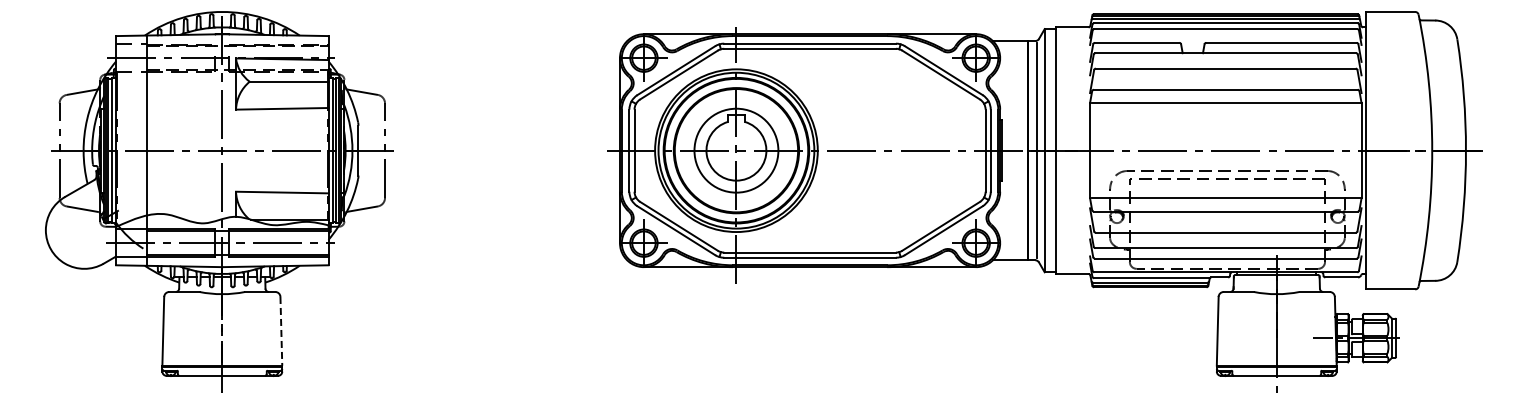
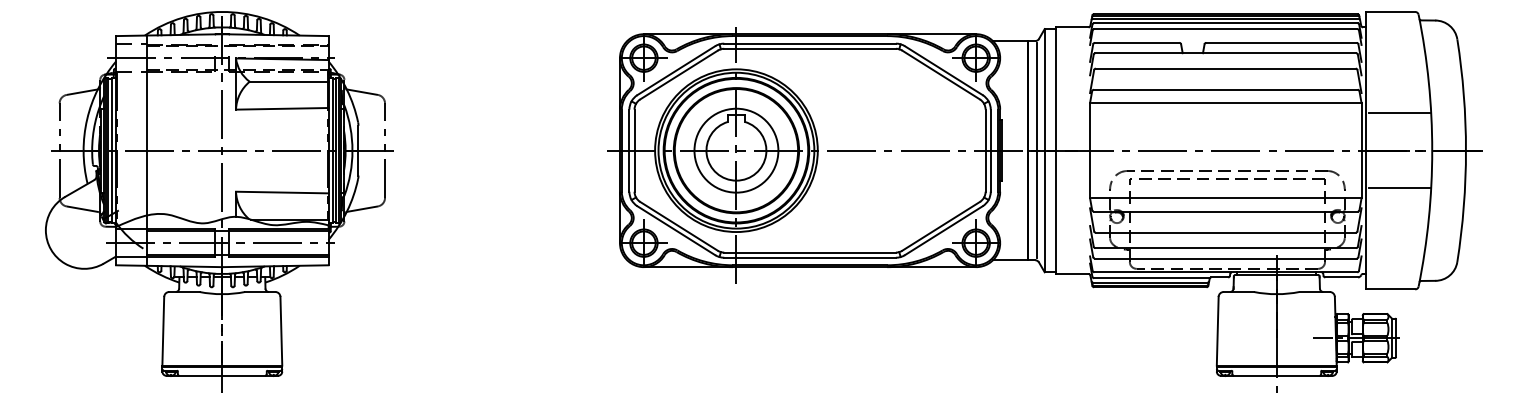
line: none -> present (1399, 113)
line: none -> present (1399, 188)
line: dashed -> solid (281, 331)
